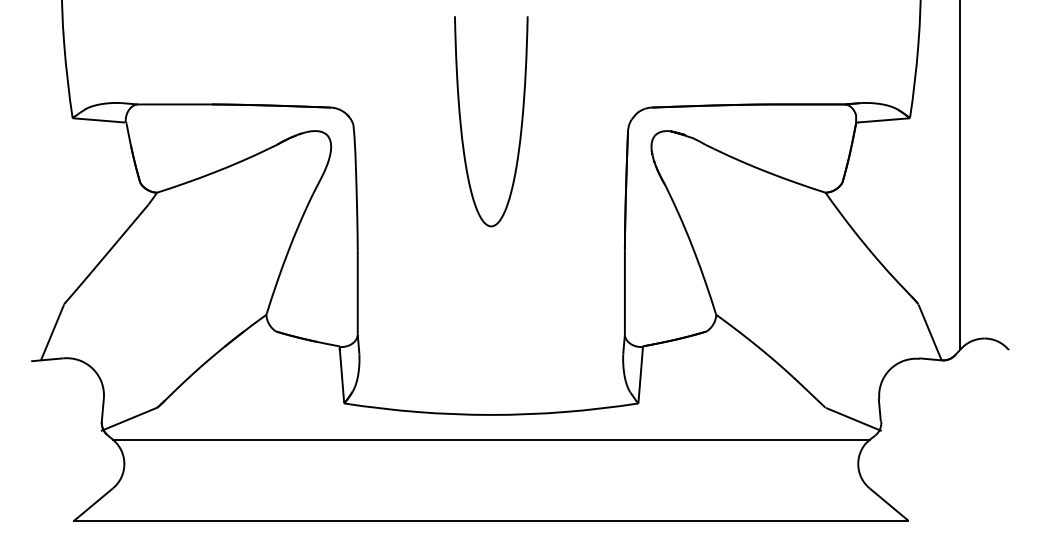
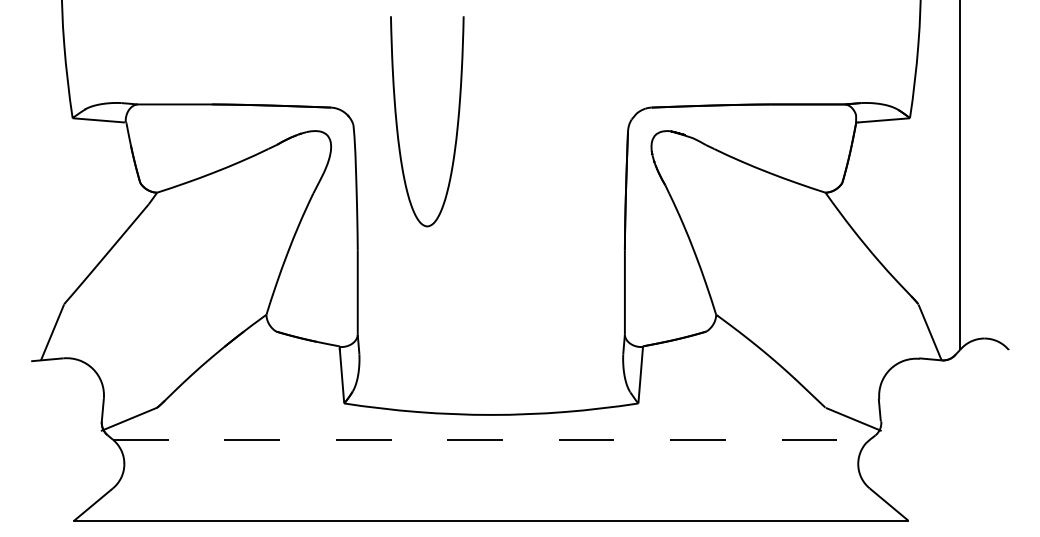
curve position: (520, 126) -> (456, 126) (456, 126)
line: solid -> dashed (491, 439)
